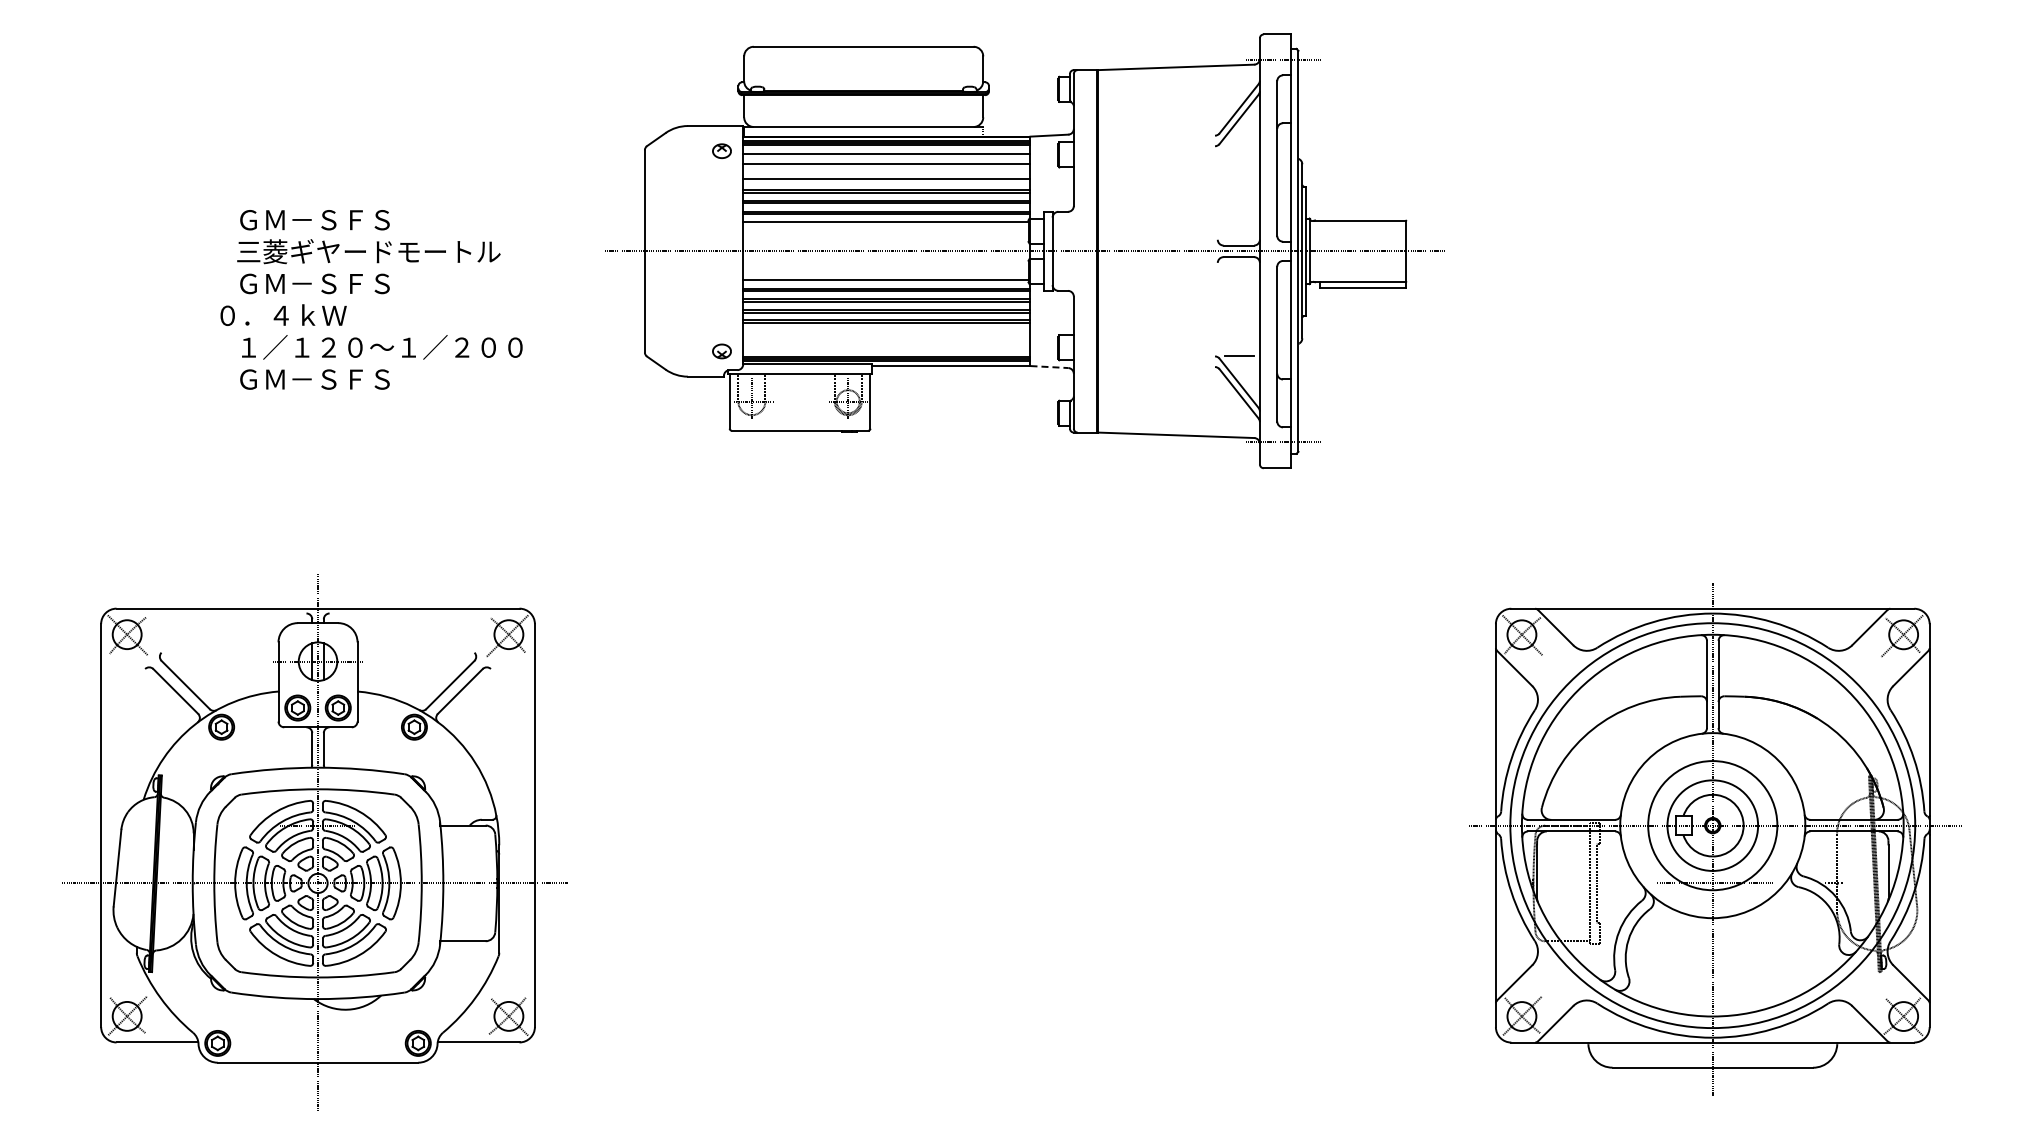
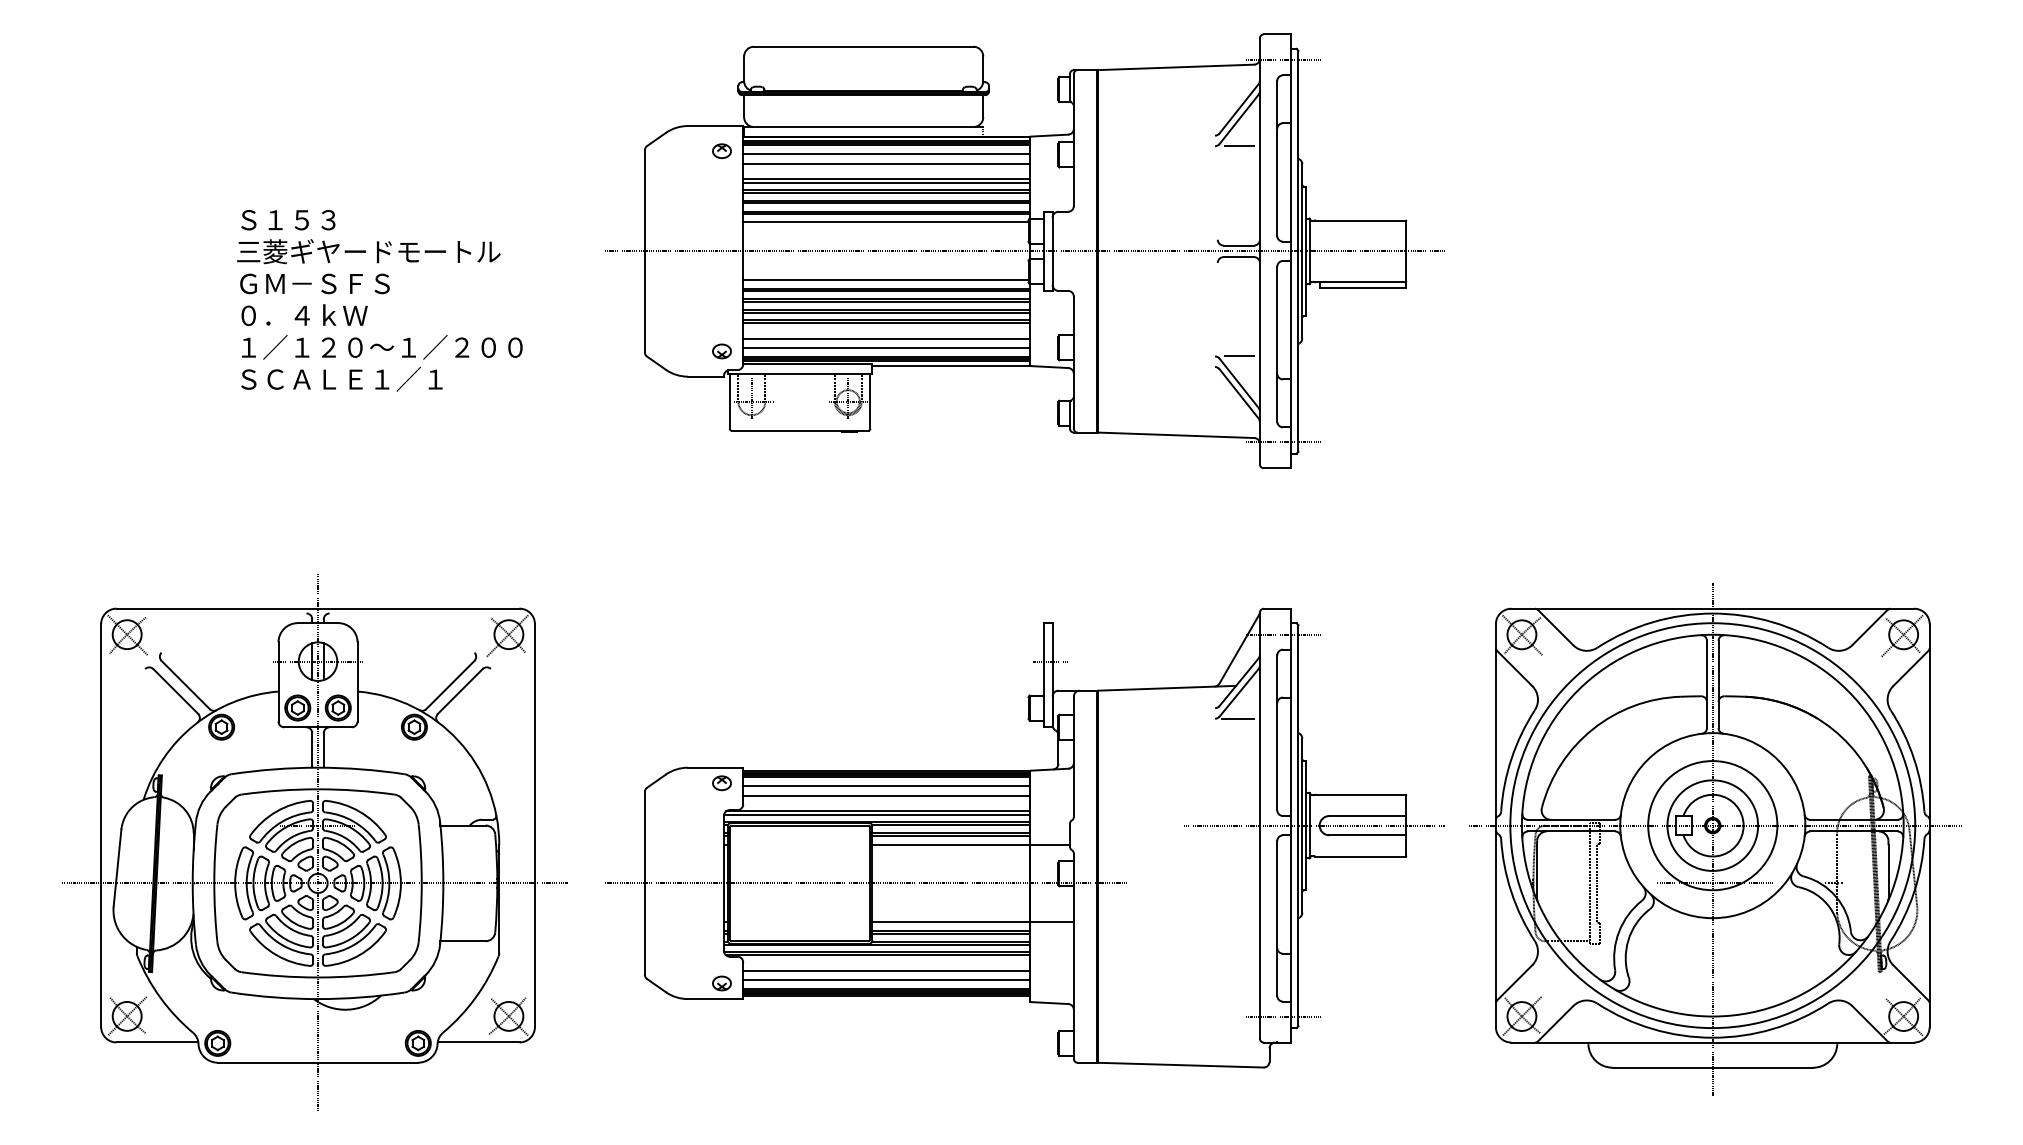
line: none -> present (1238, 146)
line: none -> present (886, 182)
text: ＧＭ－ＳＦＳ -> Ｓ１５３ (314, 220)
text position: (283, 314) -> (304, 314) (304, 314)
line: none -> present (886, 338)
line: none -> present (886, 348)
line: dashed -> solid (1049, 367)
text: ＧＭ－ＳＦＳ -> ＳＣＡＬＥ１／１ (341, 378)
part: none -> present (1024, 837)
